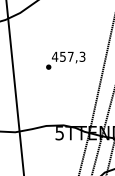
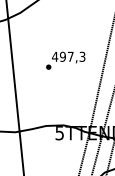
text: 457,3 -> 497,3 (62, 56)
